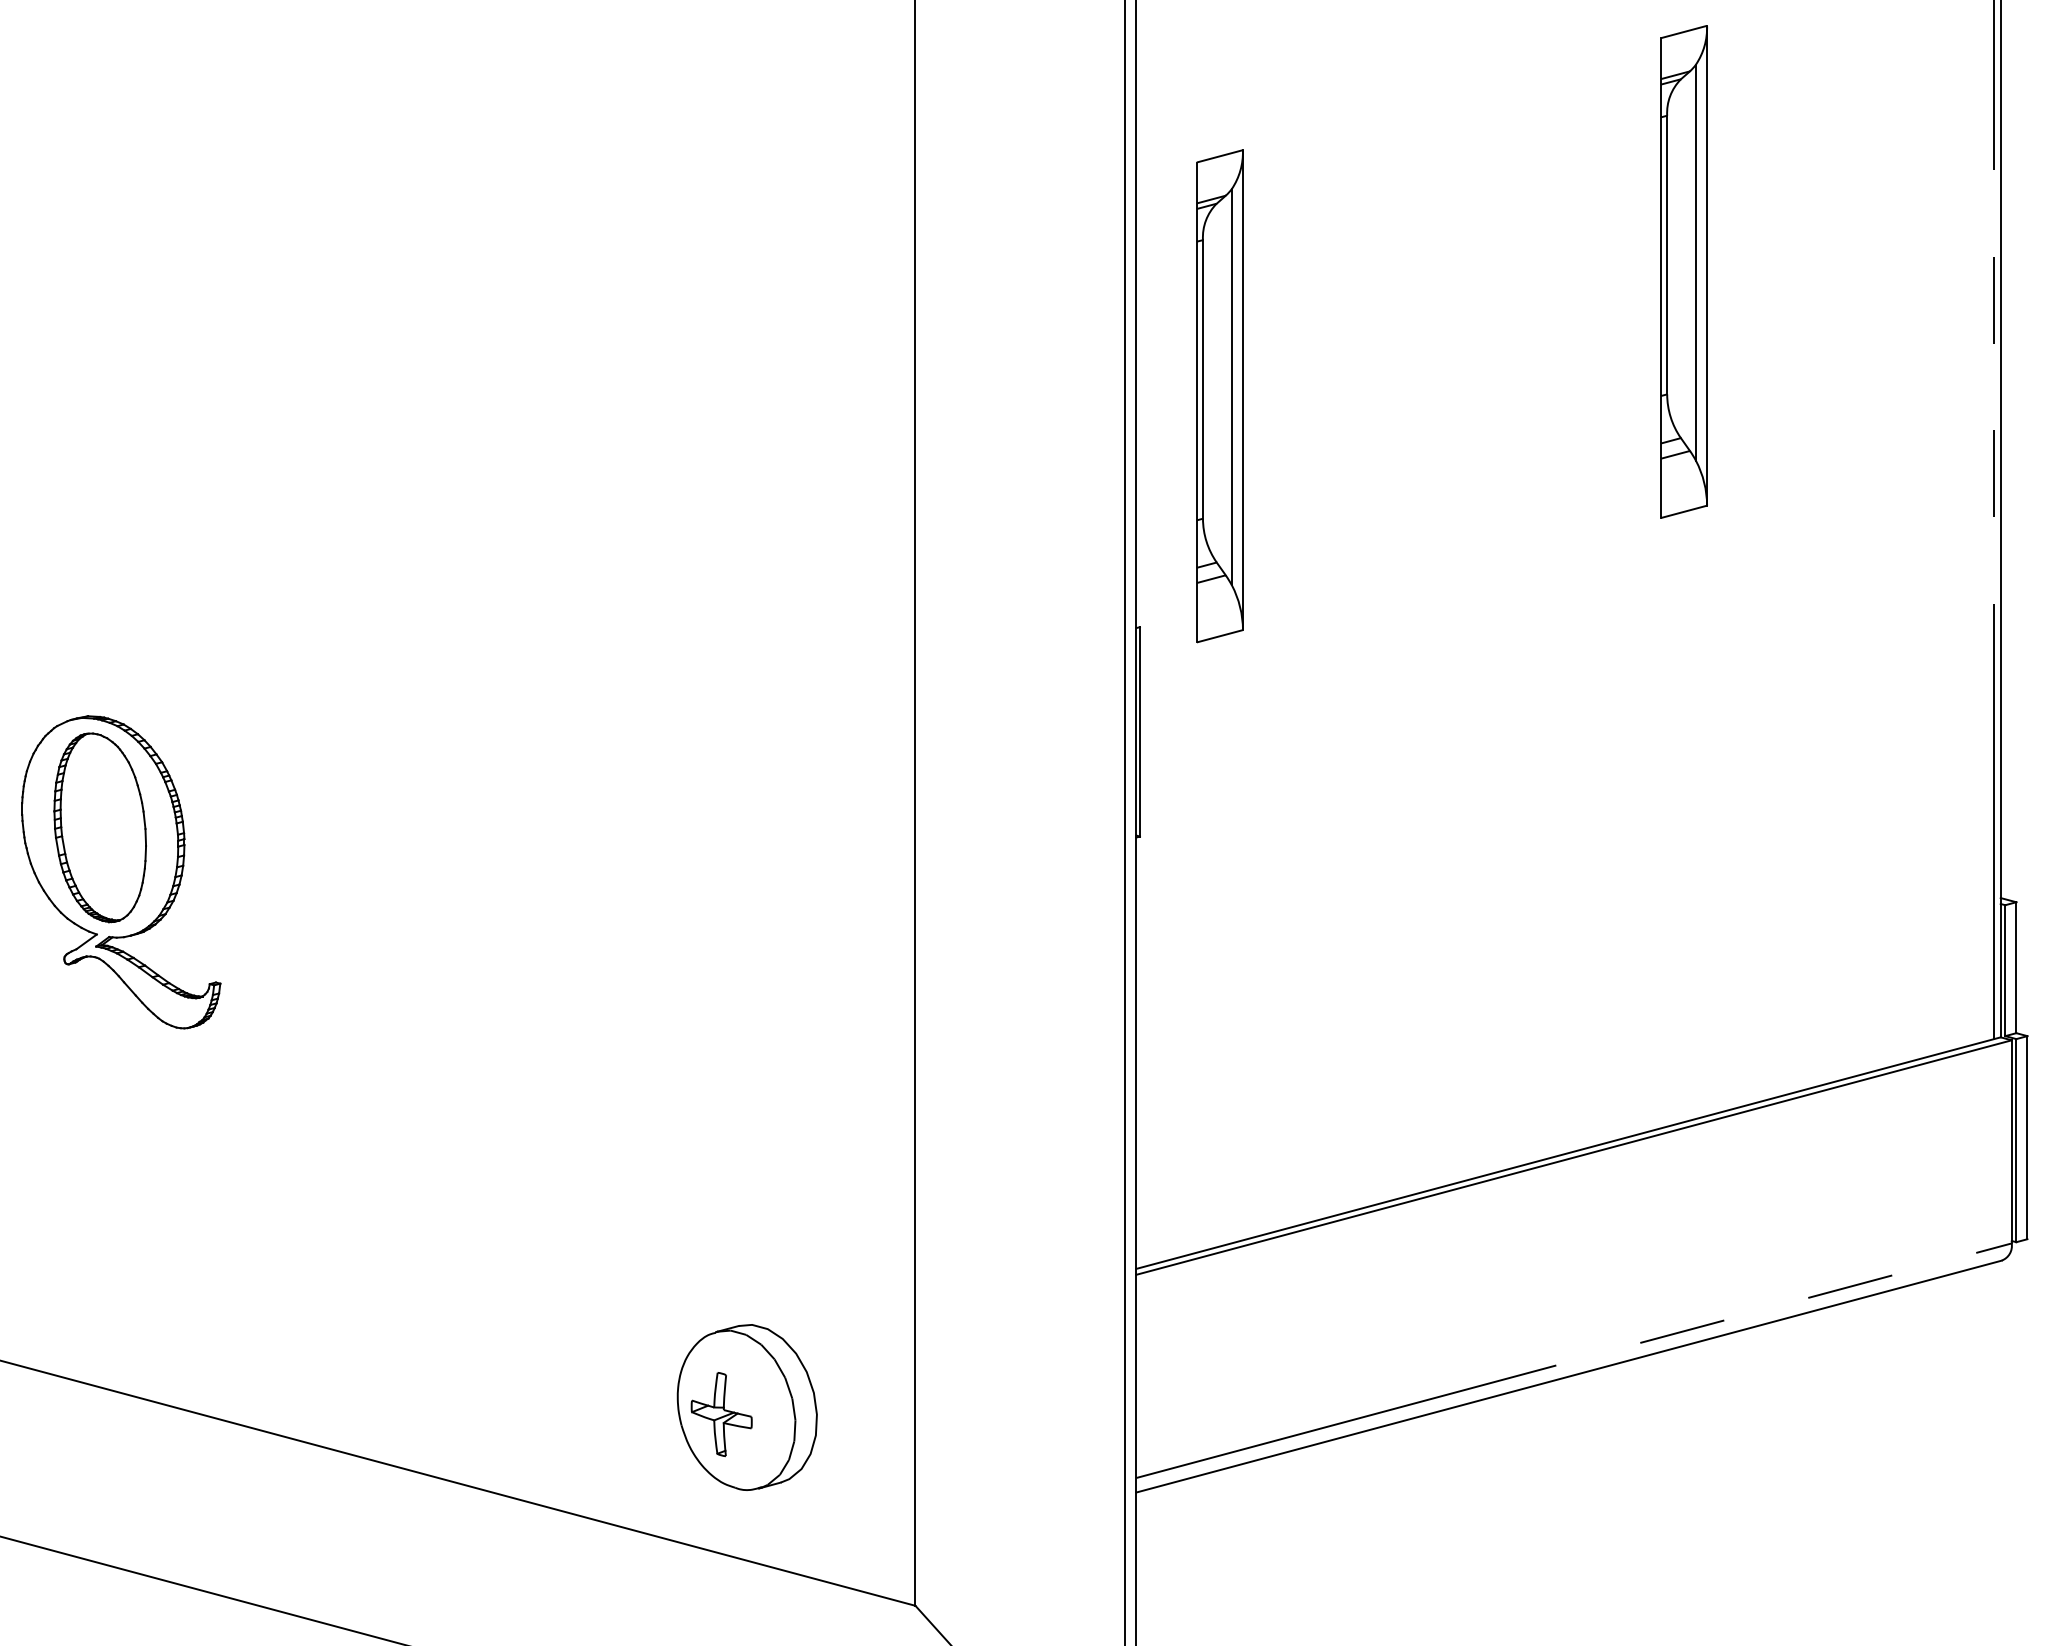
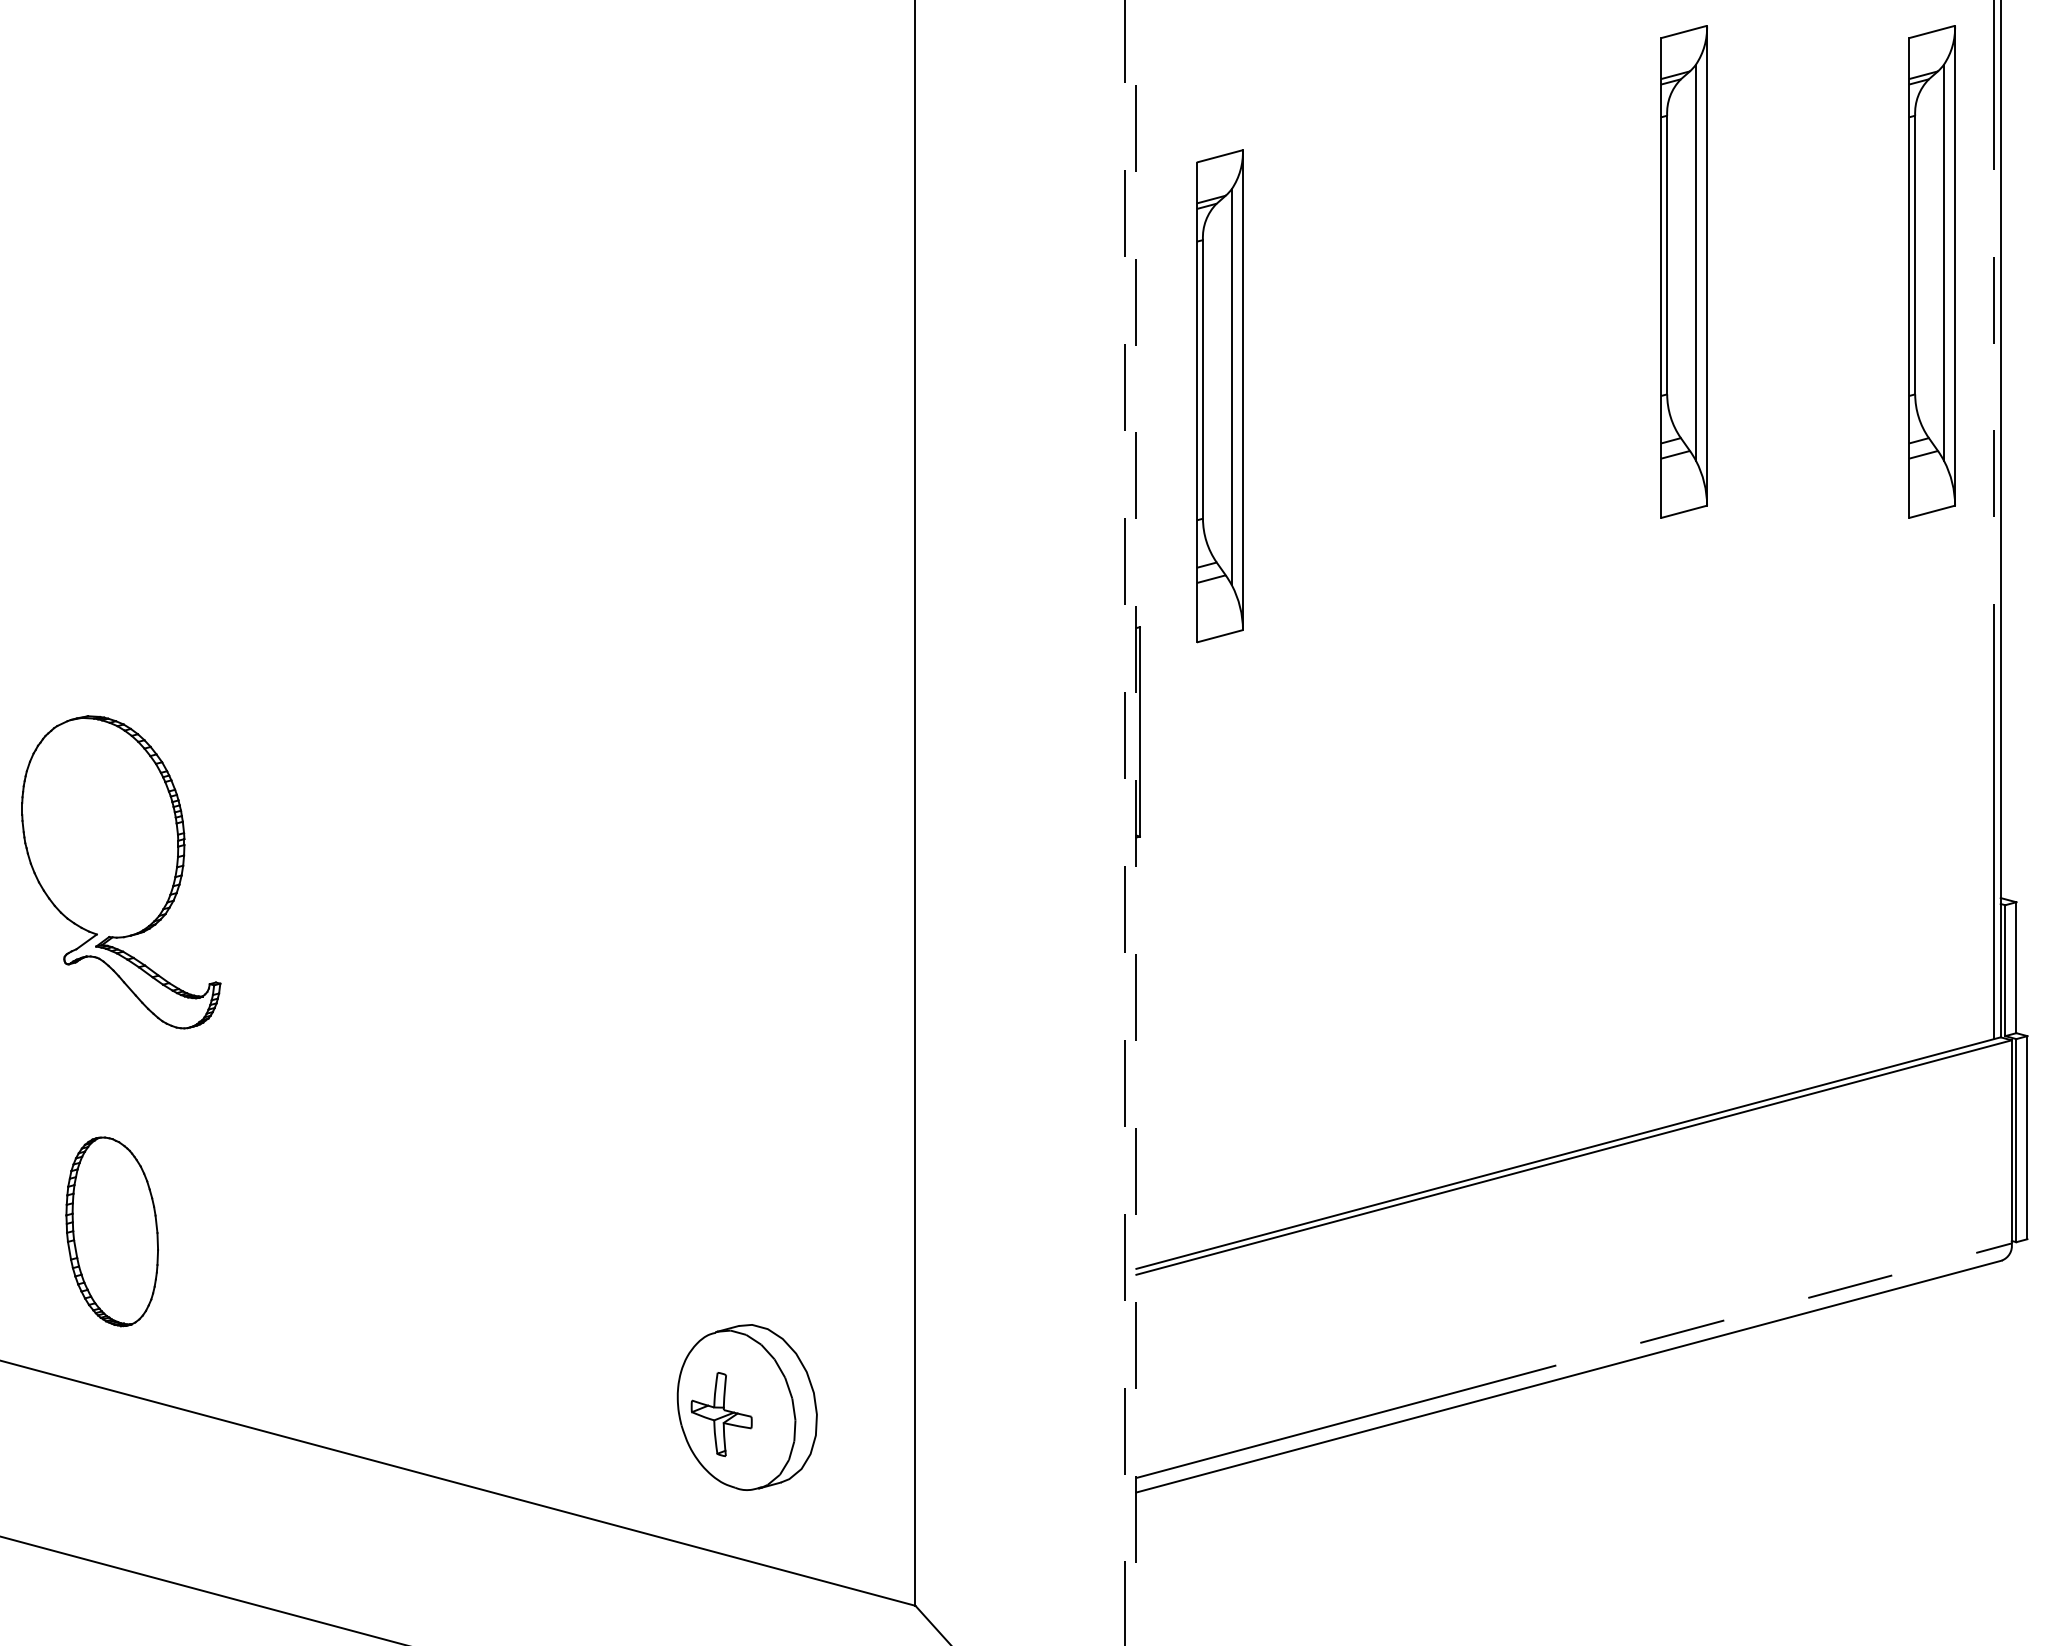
part: none -> present (1931, 271)
line: solid -> dashed (1136, 822)
line: solid -> dashed (1124, 823)
part position: (99, 827) -> (111, 1231) (111, 1231)
